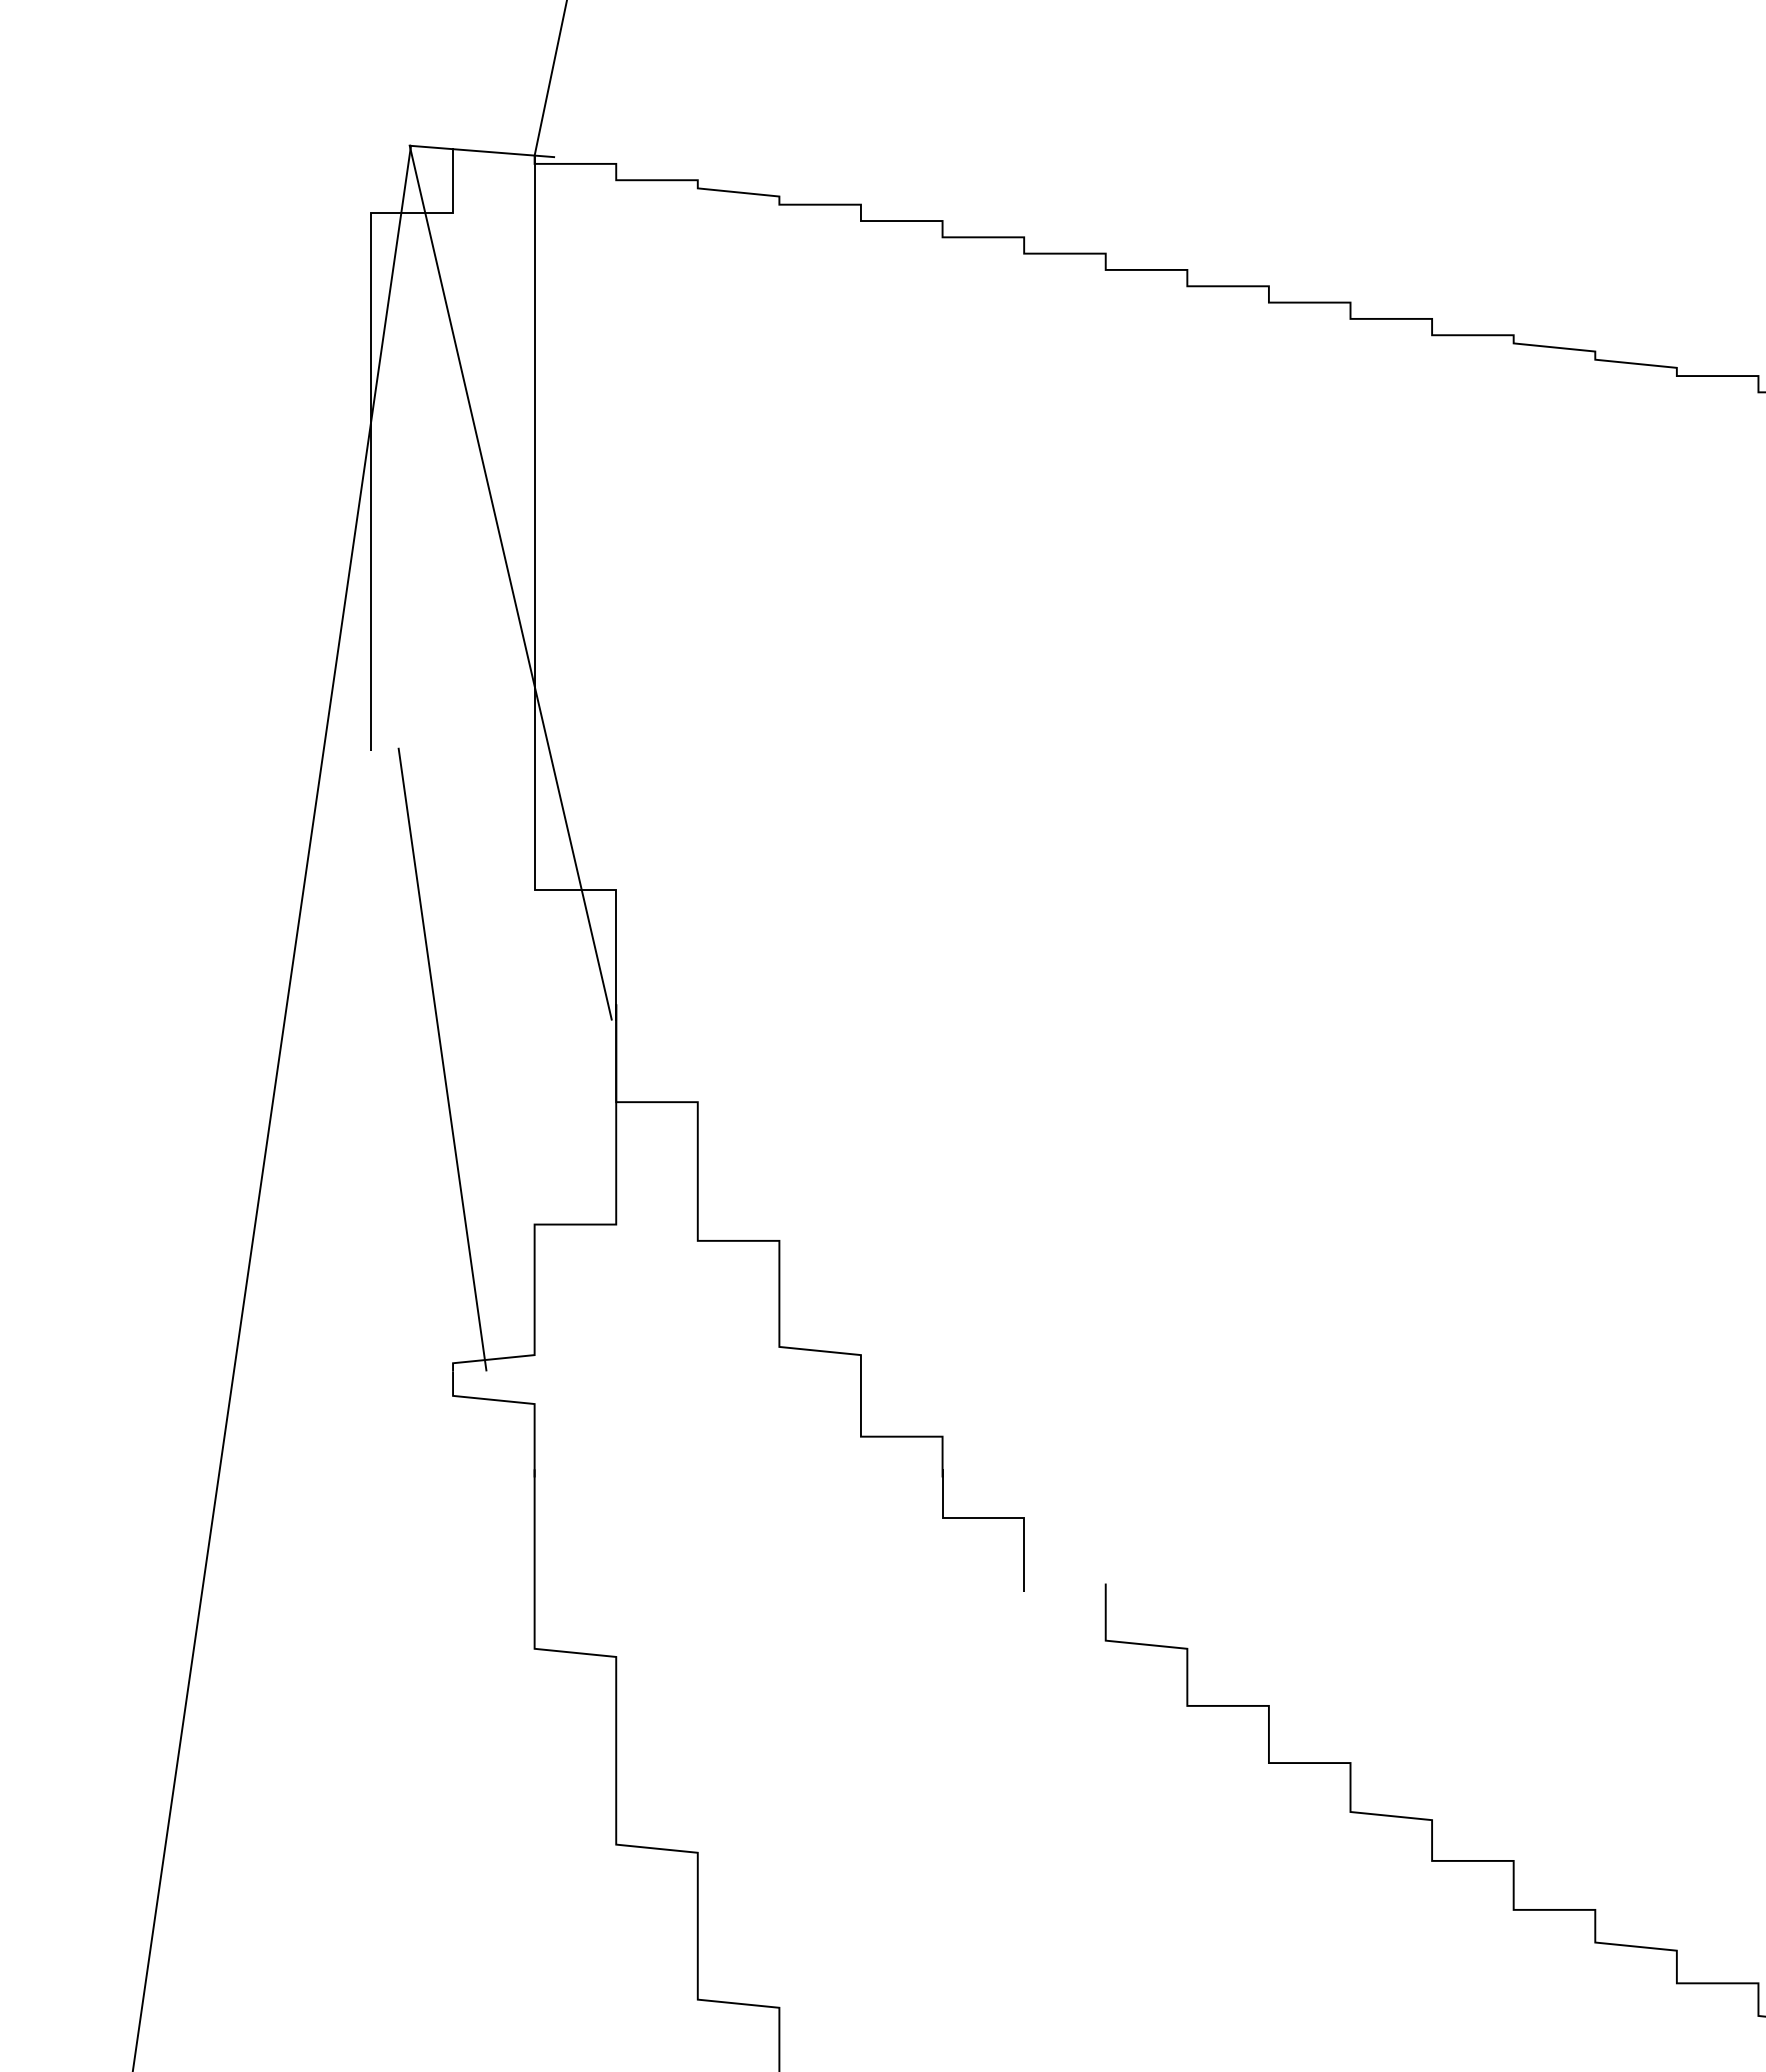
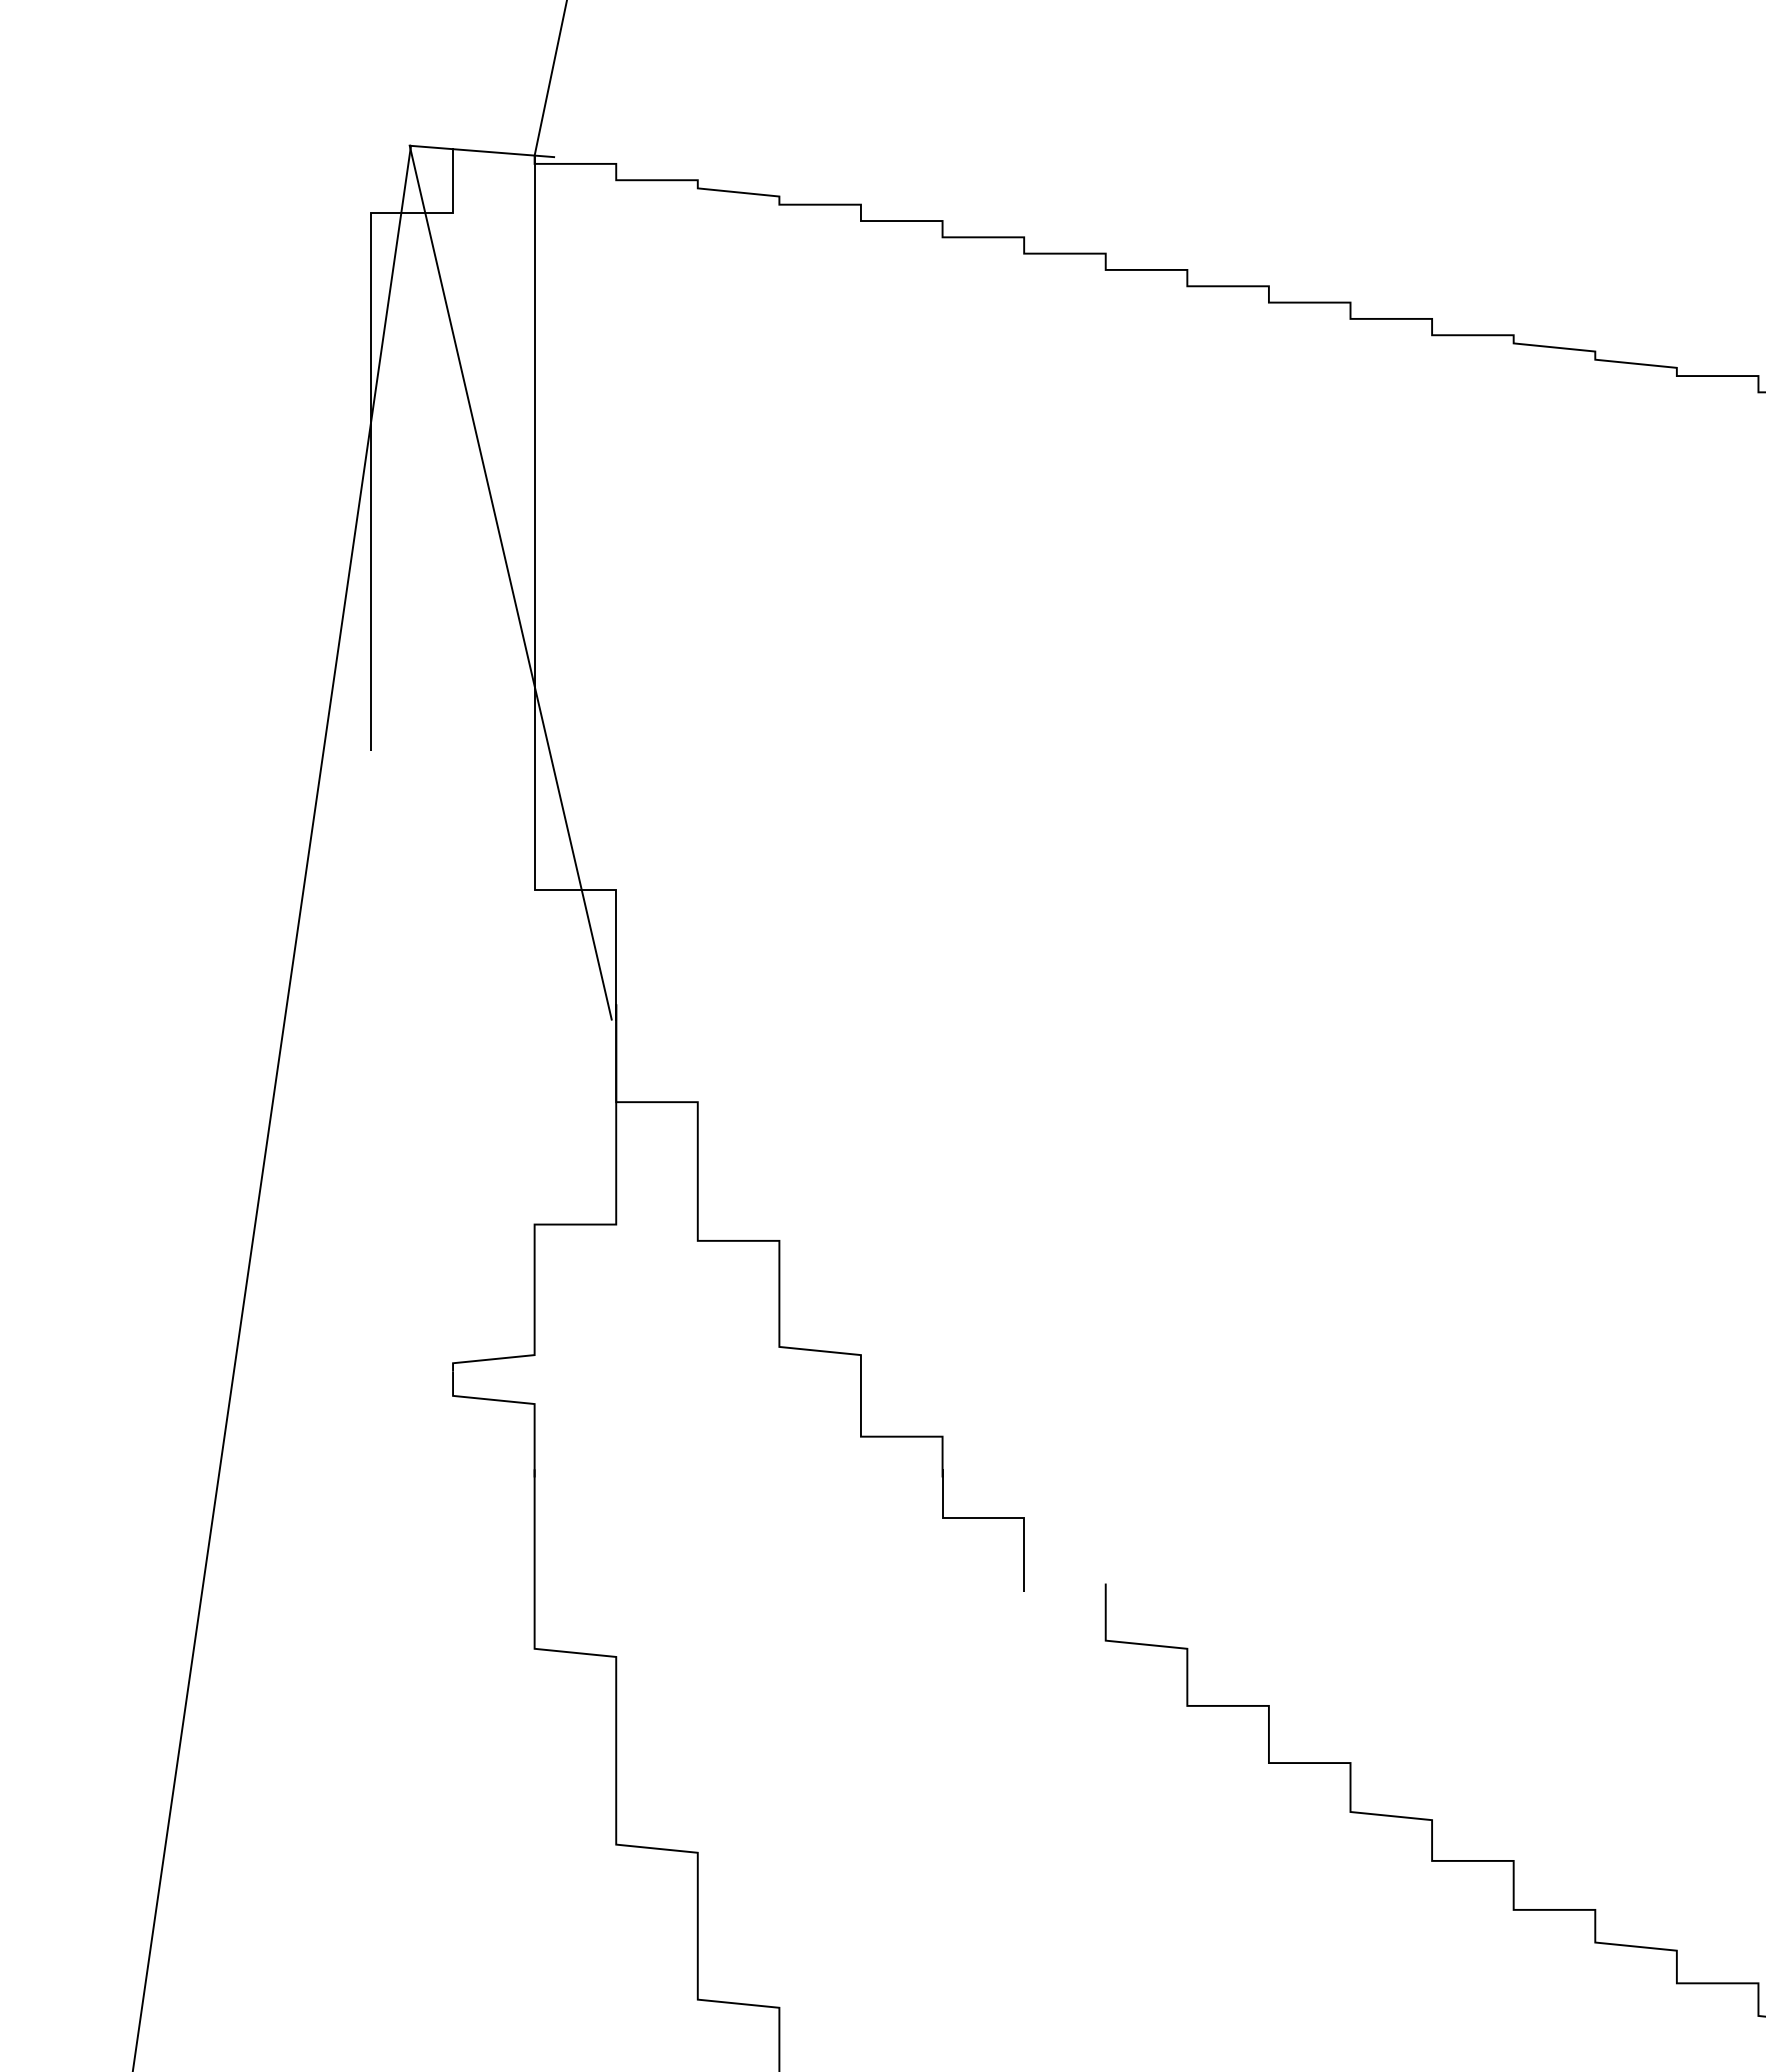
line: present -> none (442, 1059)
